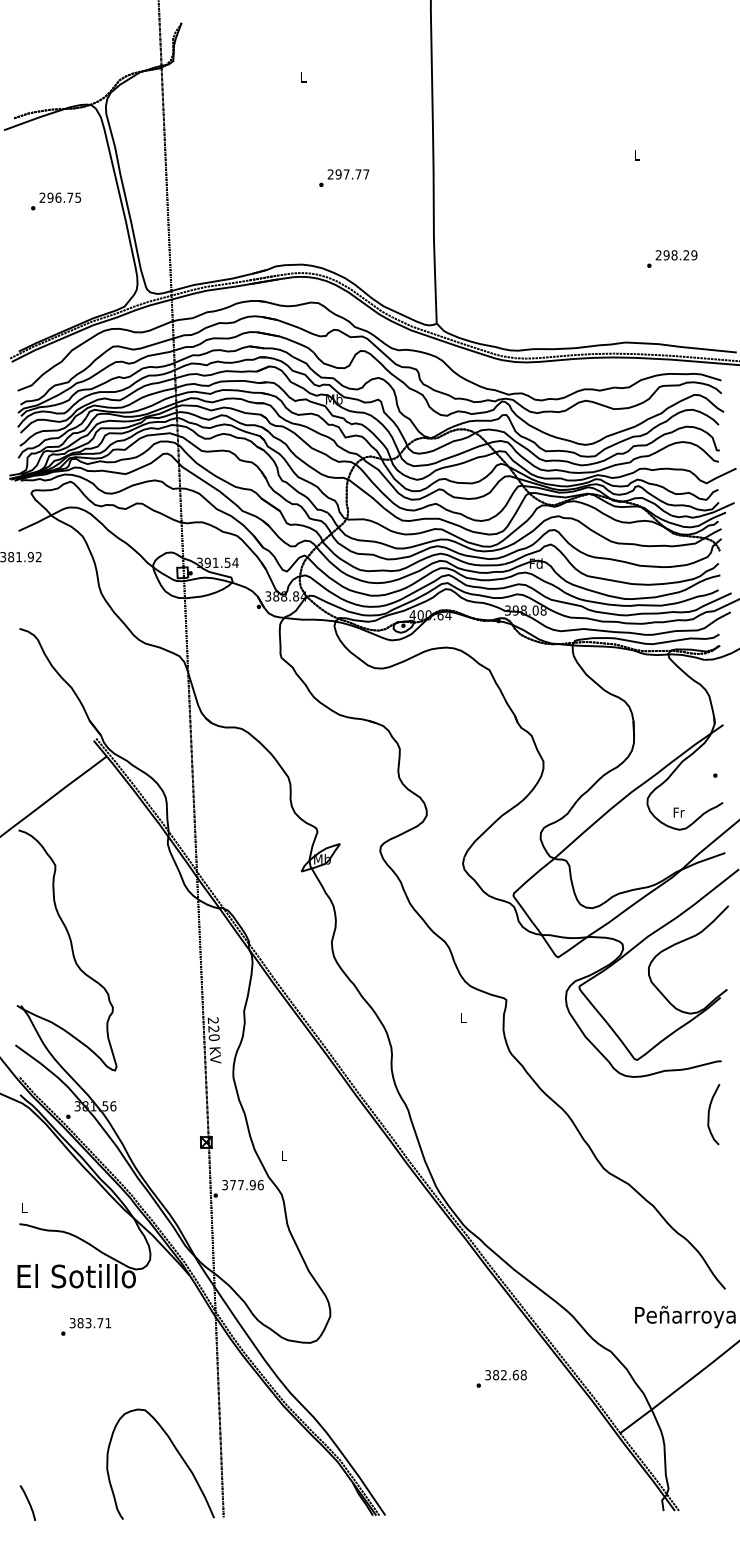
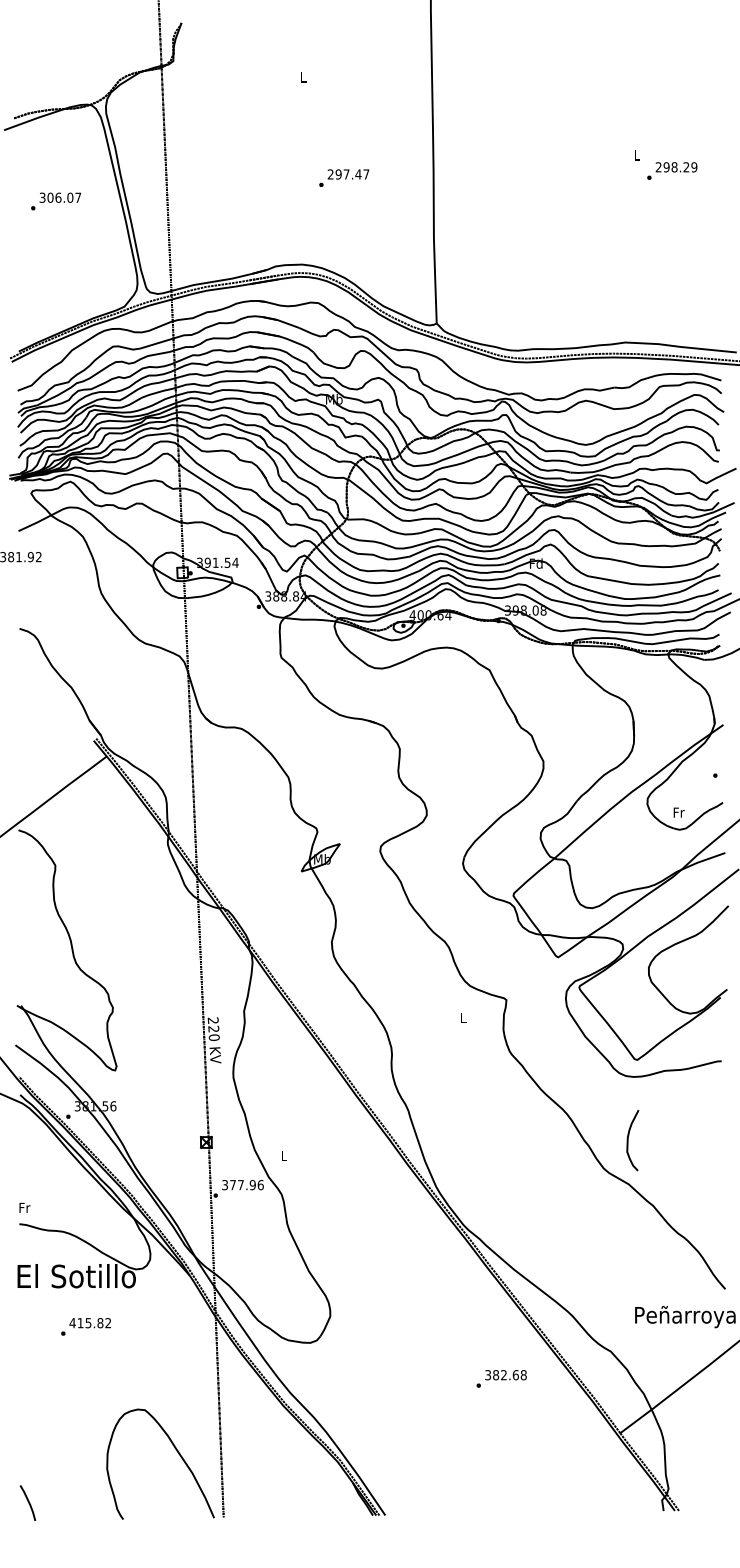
text: 297.77 -> 297.47 (358, 174)
text: 296.75 -> 306.07 (60, 197)
text position: (672, 258) -> (672, 170) (672, 170)
curve position: (709, 1114) -> (628, 1140) (628, 1140)
text: L -> Fr (24, 1207)
text: 383.71 -> 415.82 (89, 1323)
